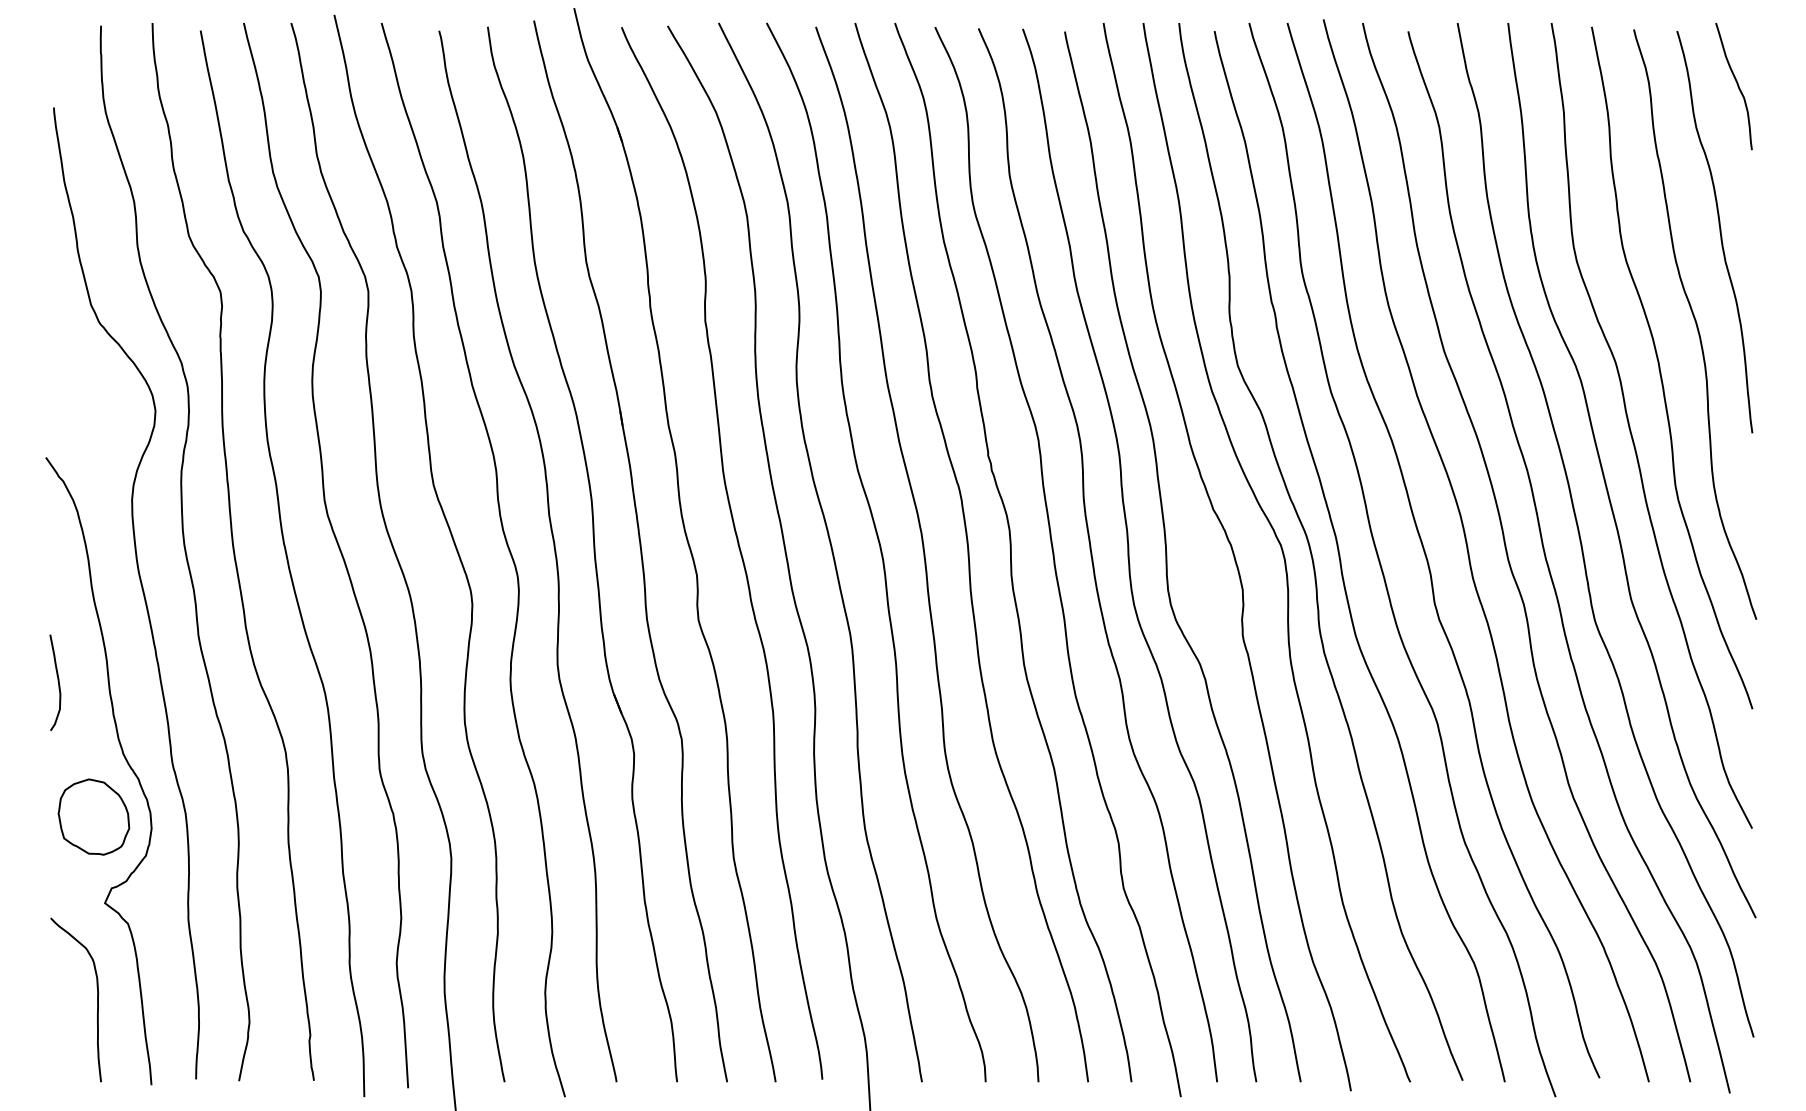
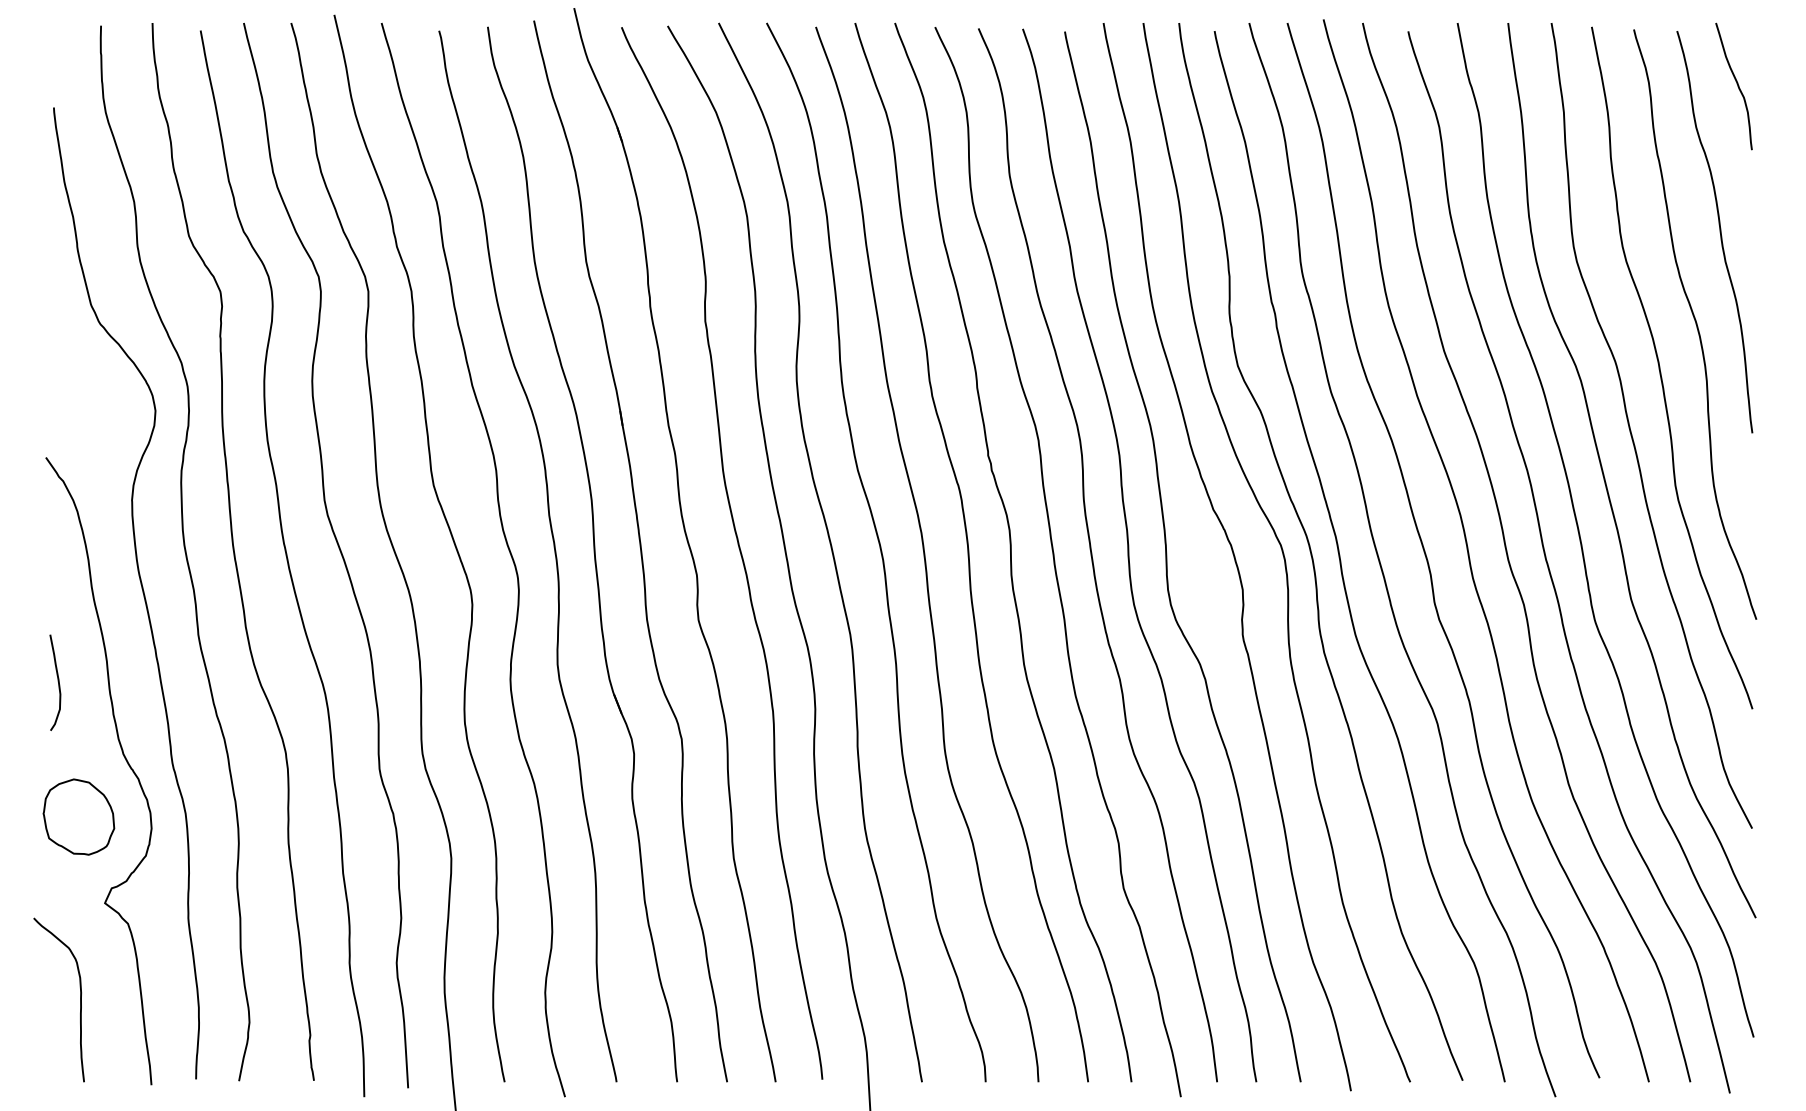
part position: (93, 816) -> (78, 816) (78, 816)
curve position: (97, 999) -> (80, 999) (80, 999)
